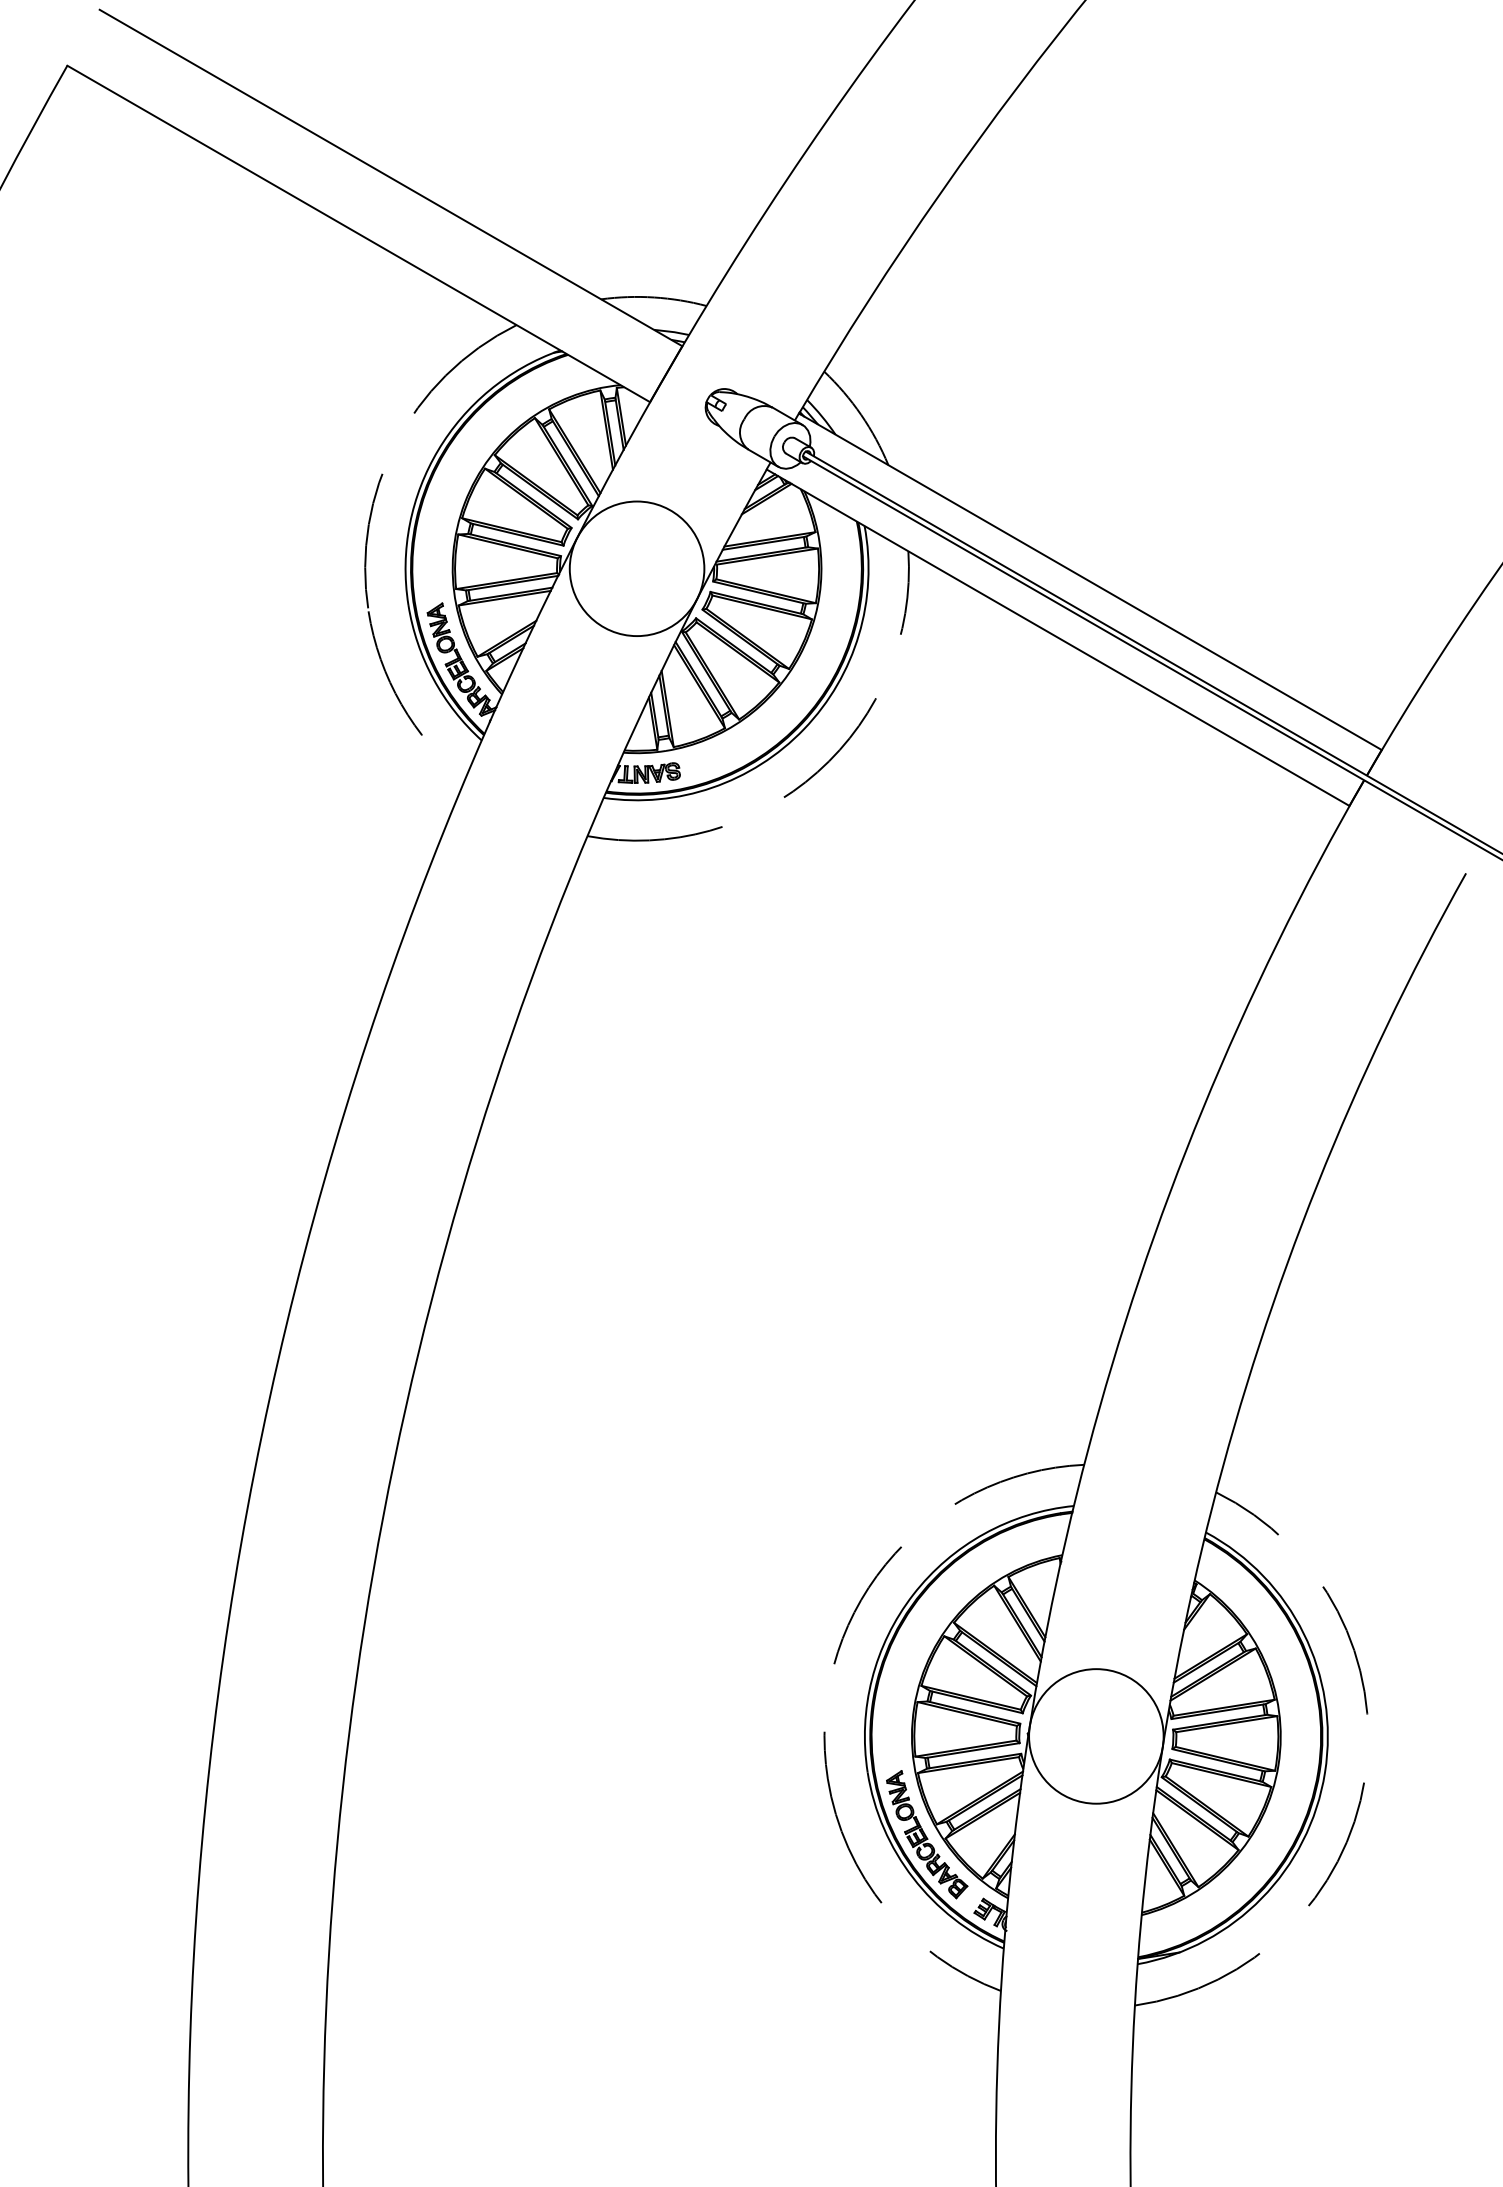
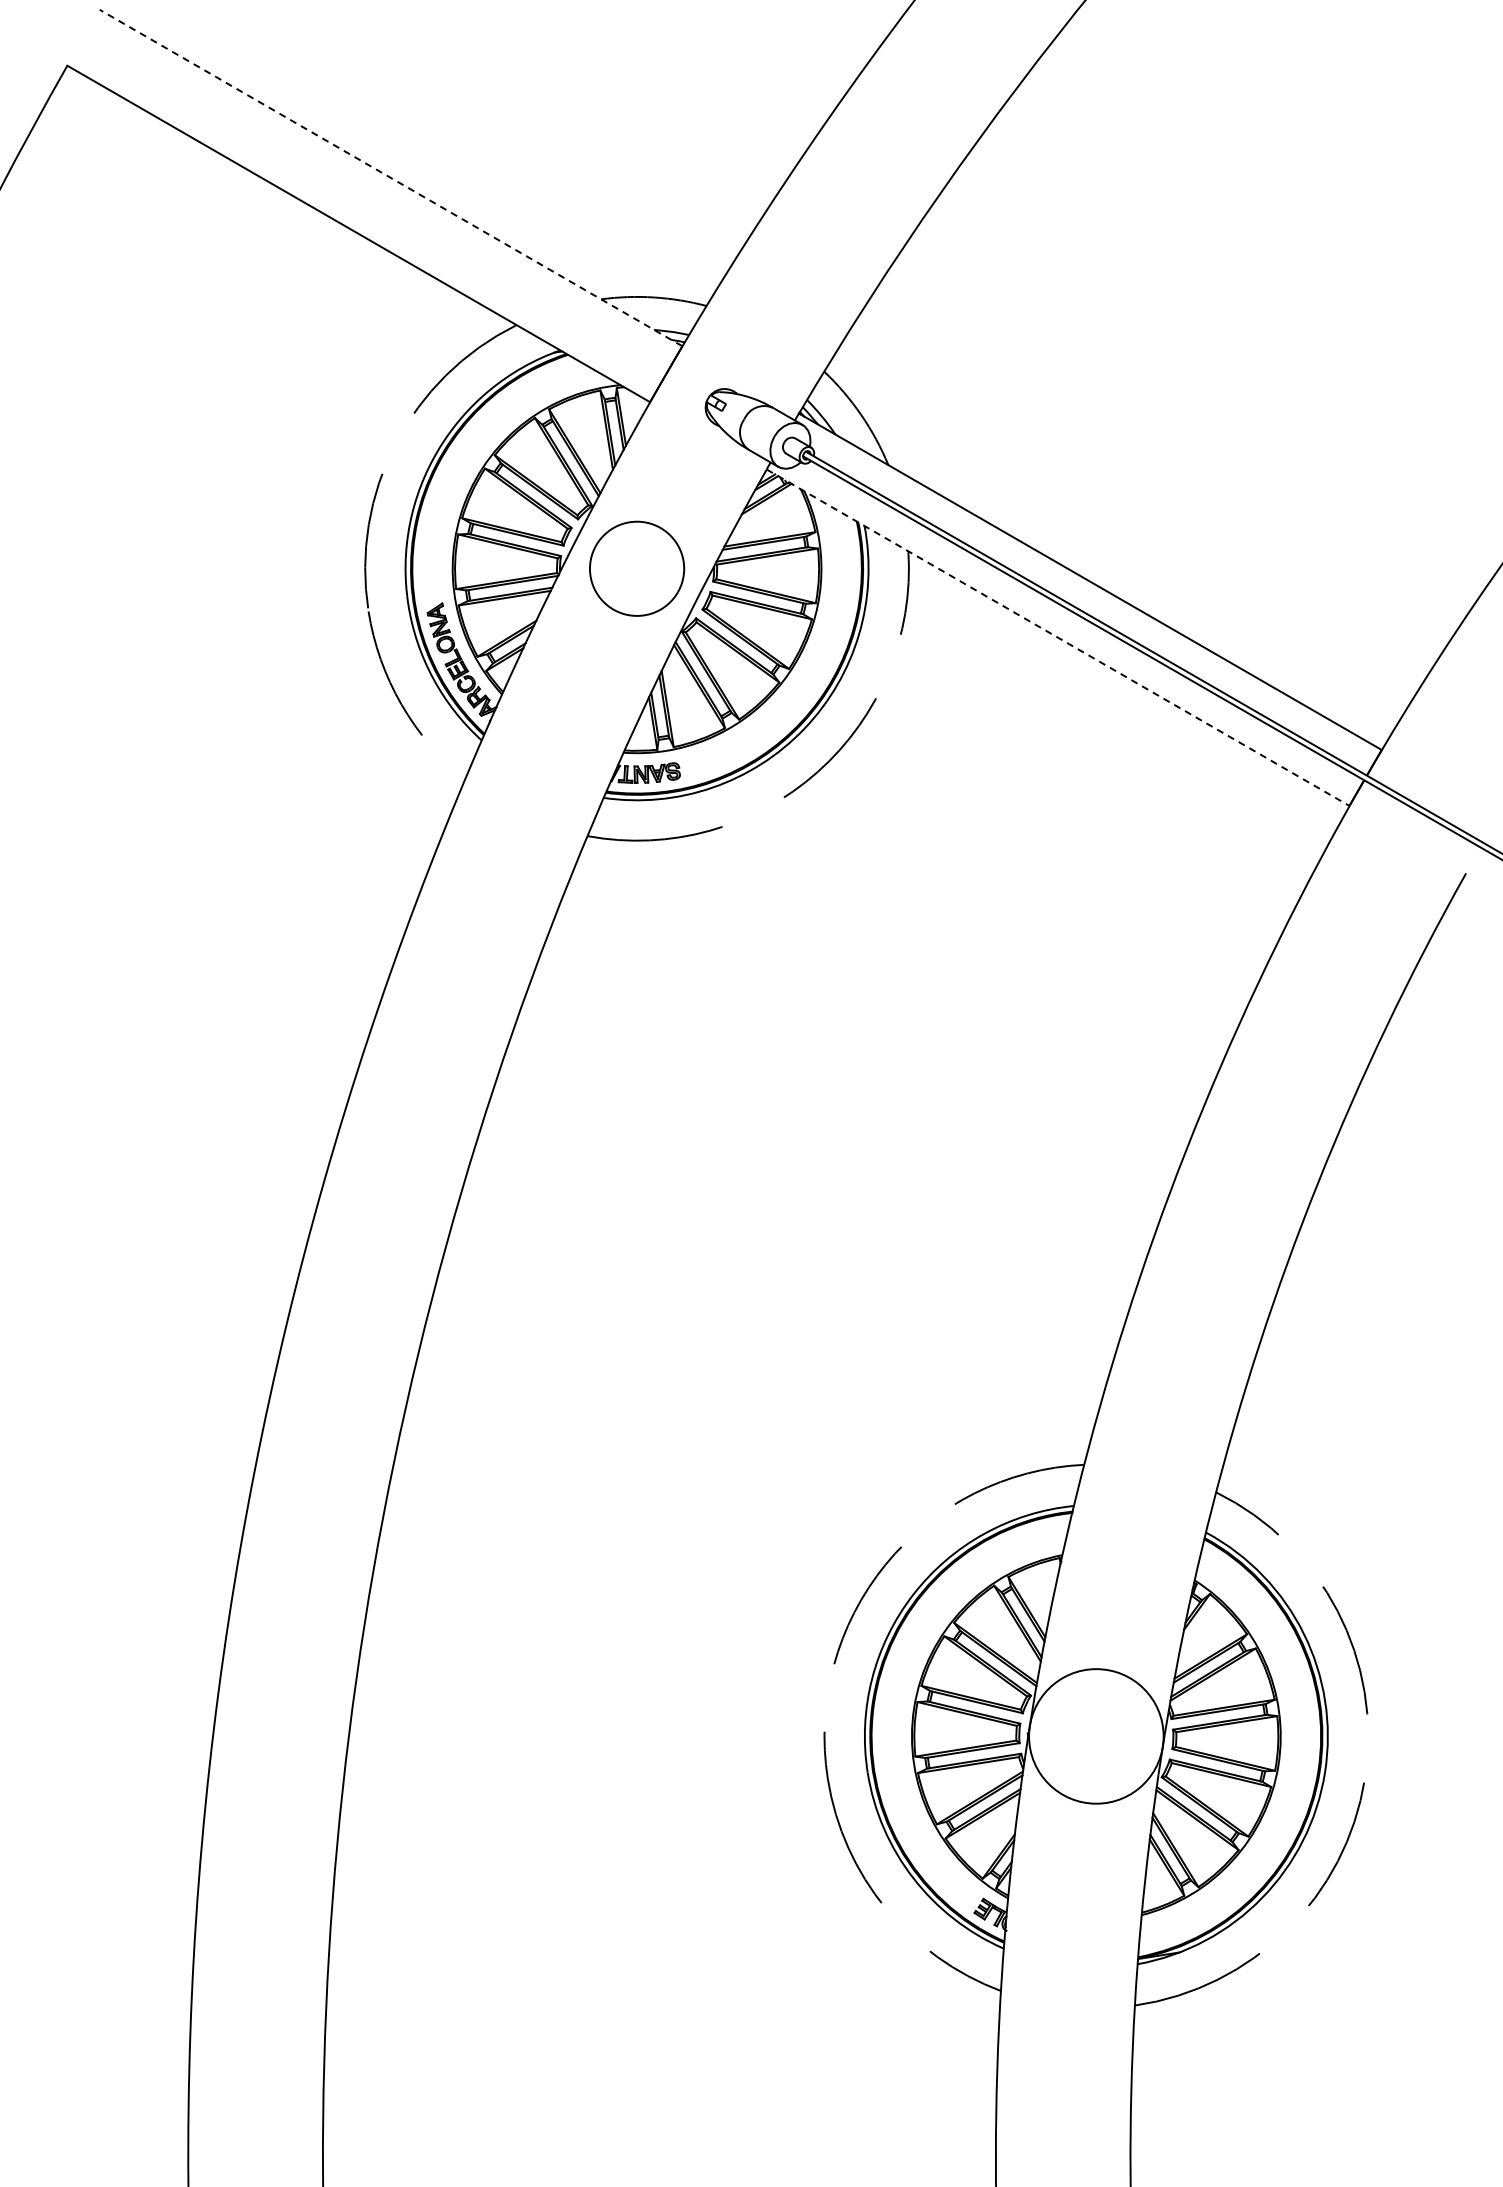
line: solid -> dashed (390, 177)
circle diameter: 135 px -> 94 px (636, 568)
line: solid -> dashed (1058, 637)
part: present -> none (927, 1834)
